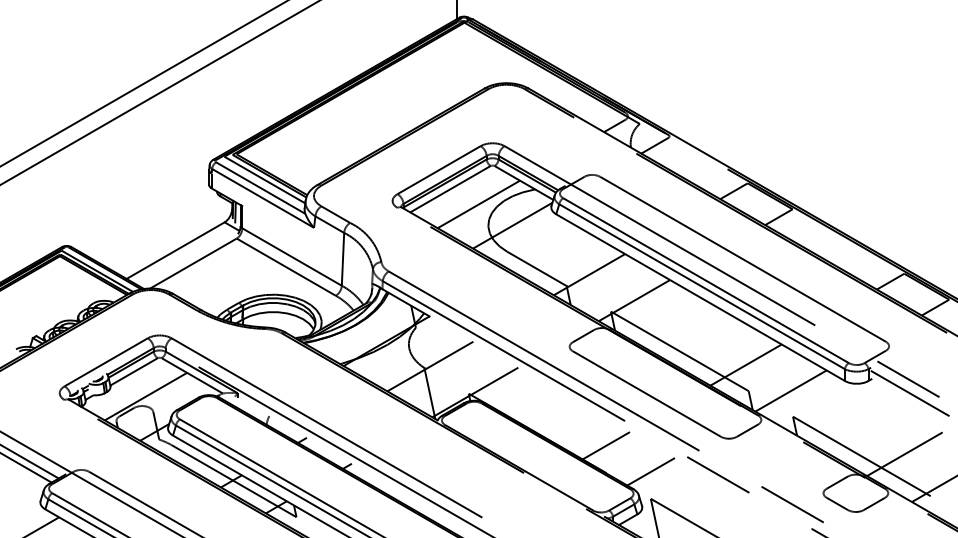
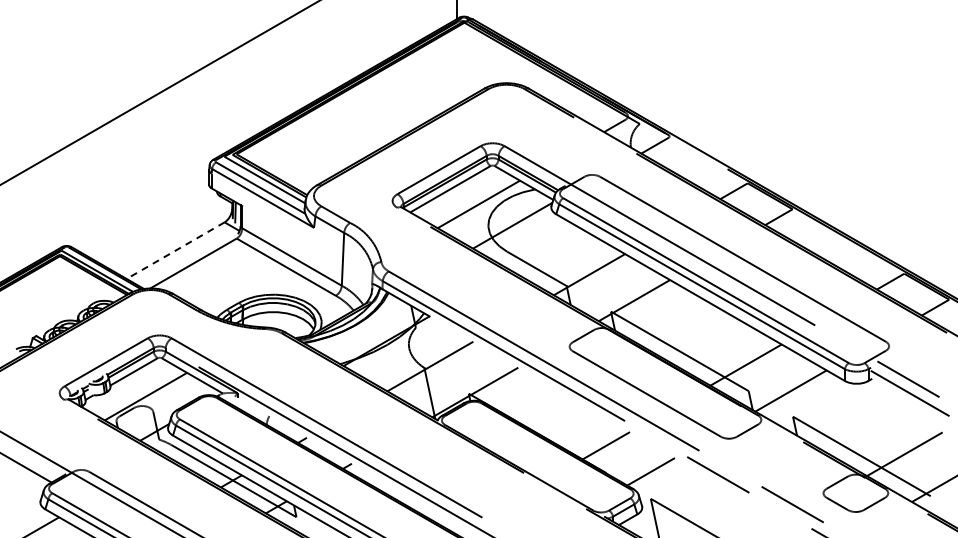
line: present -> none (143, 83)
line: solid -> dashed (175, 250)
line: present -> none (30, 462)
